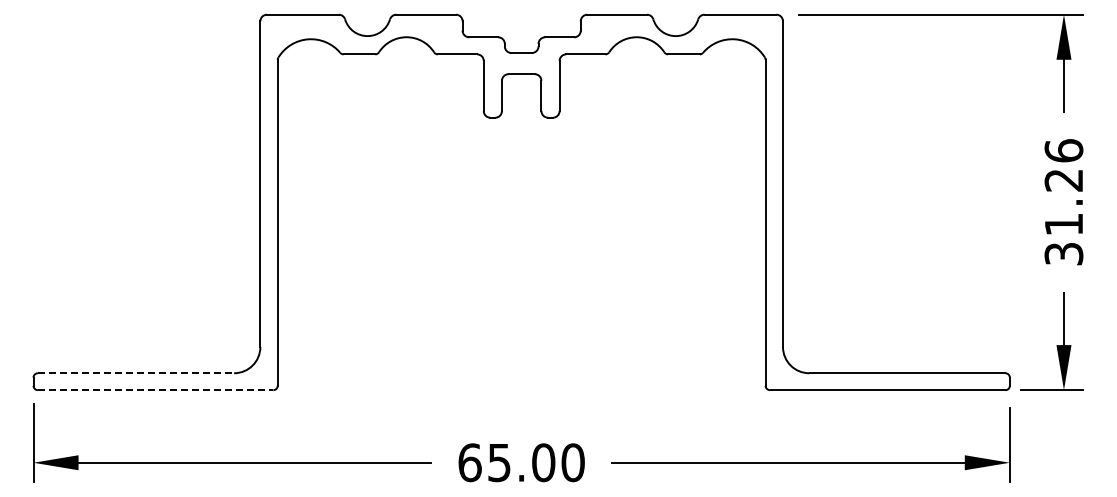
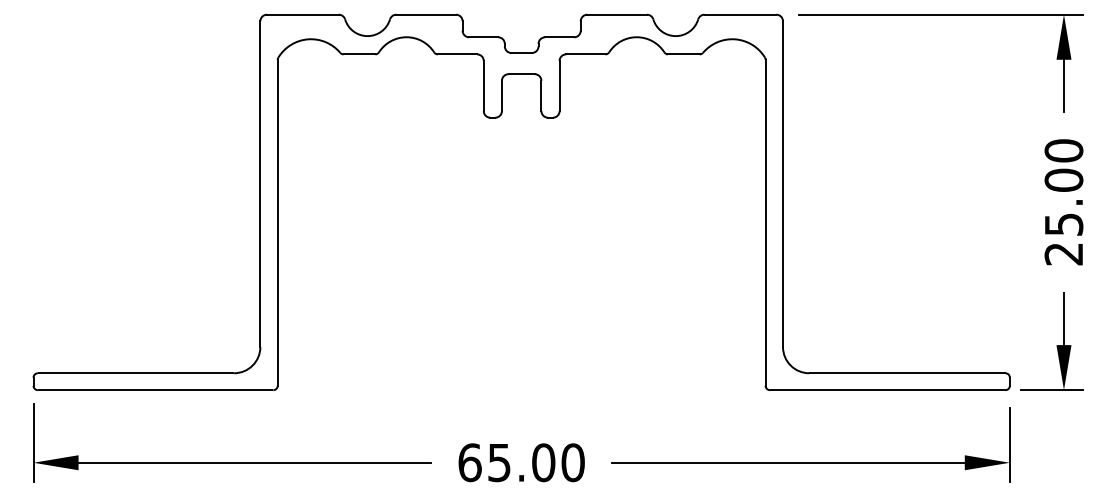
text: 31.26 -> 25.00 (1063, 202)
line: dashed -> solid (136, 373)
line: dashed -> solid (155, 390)
